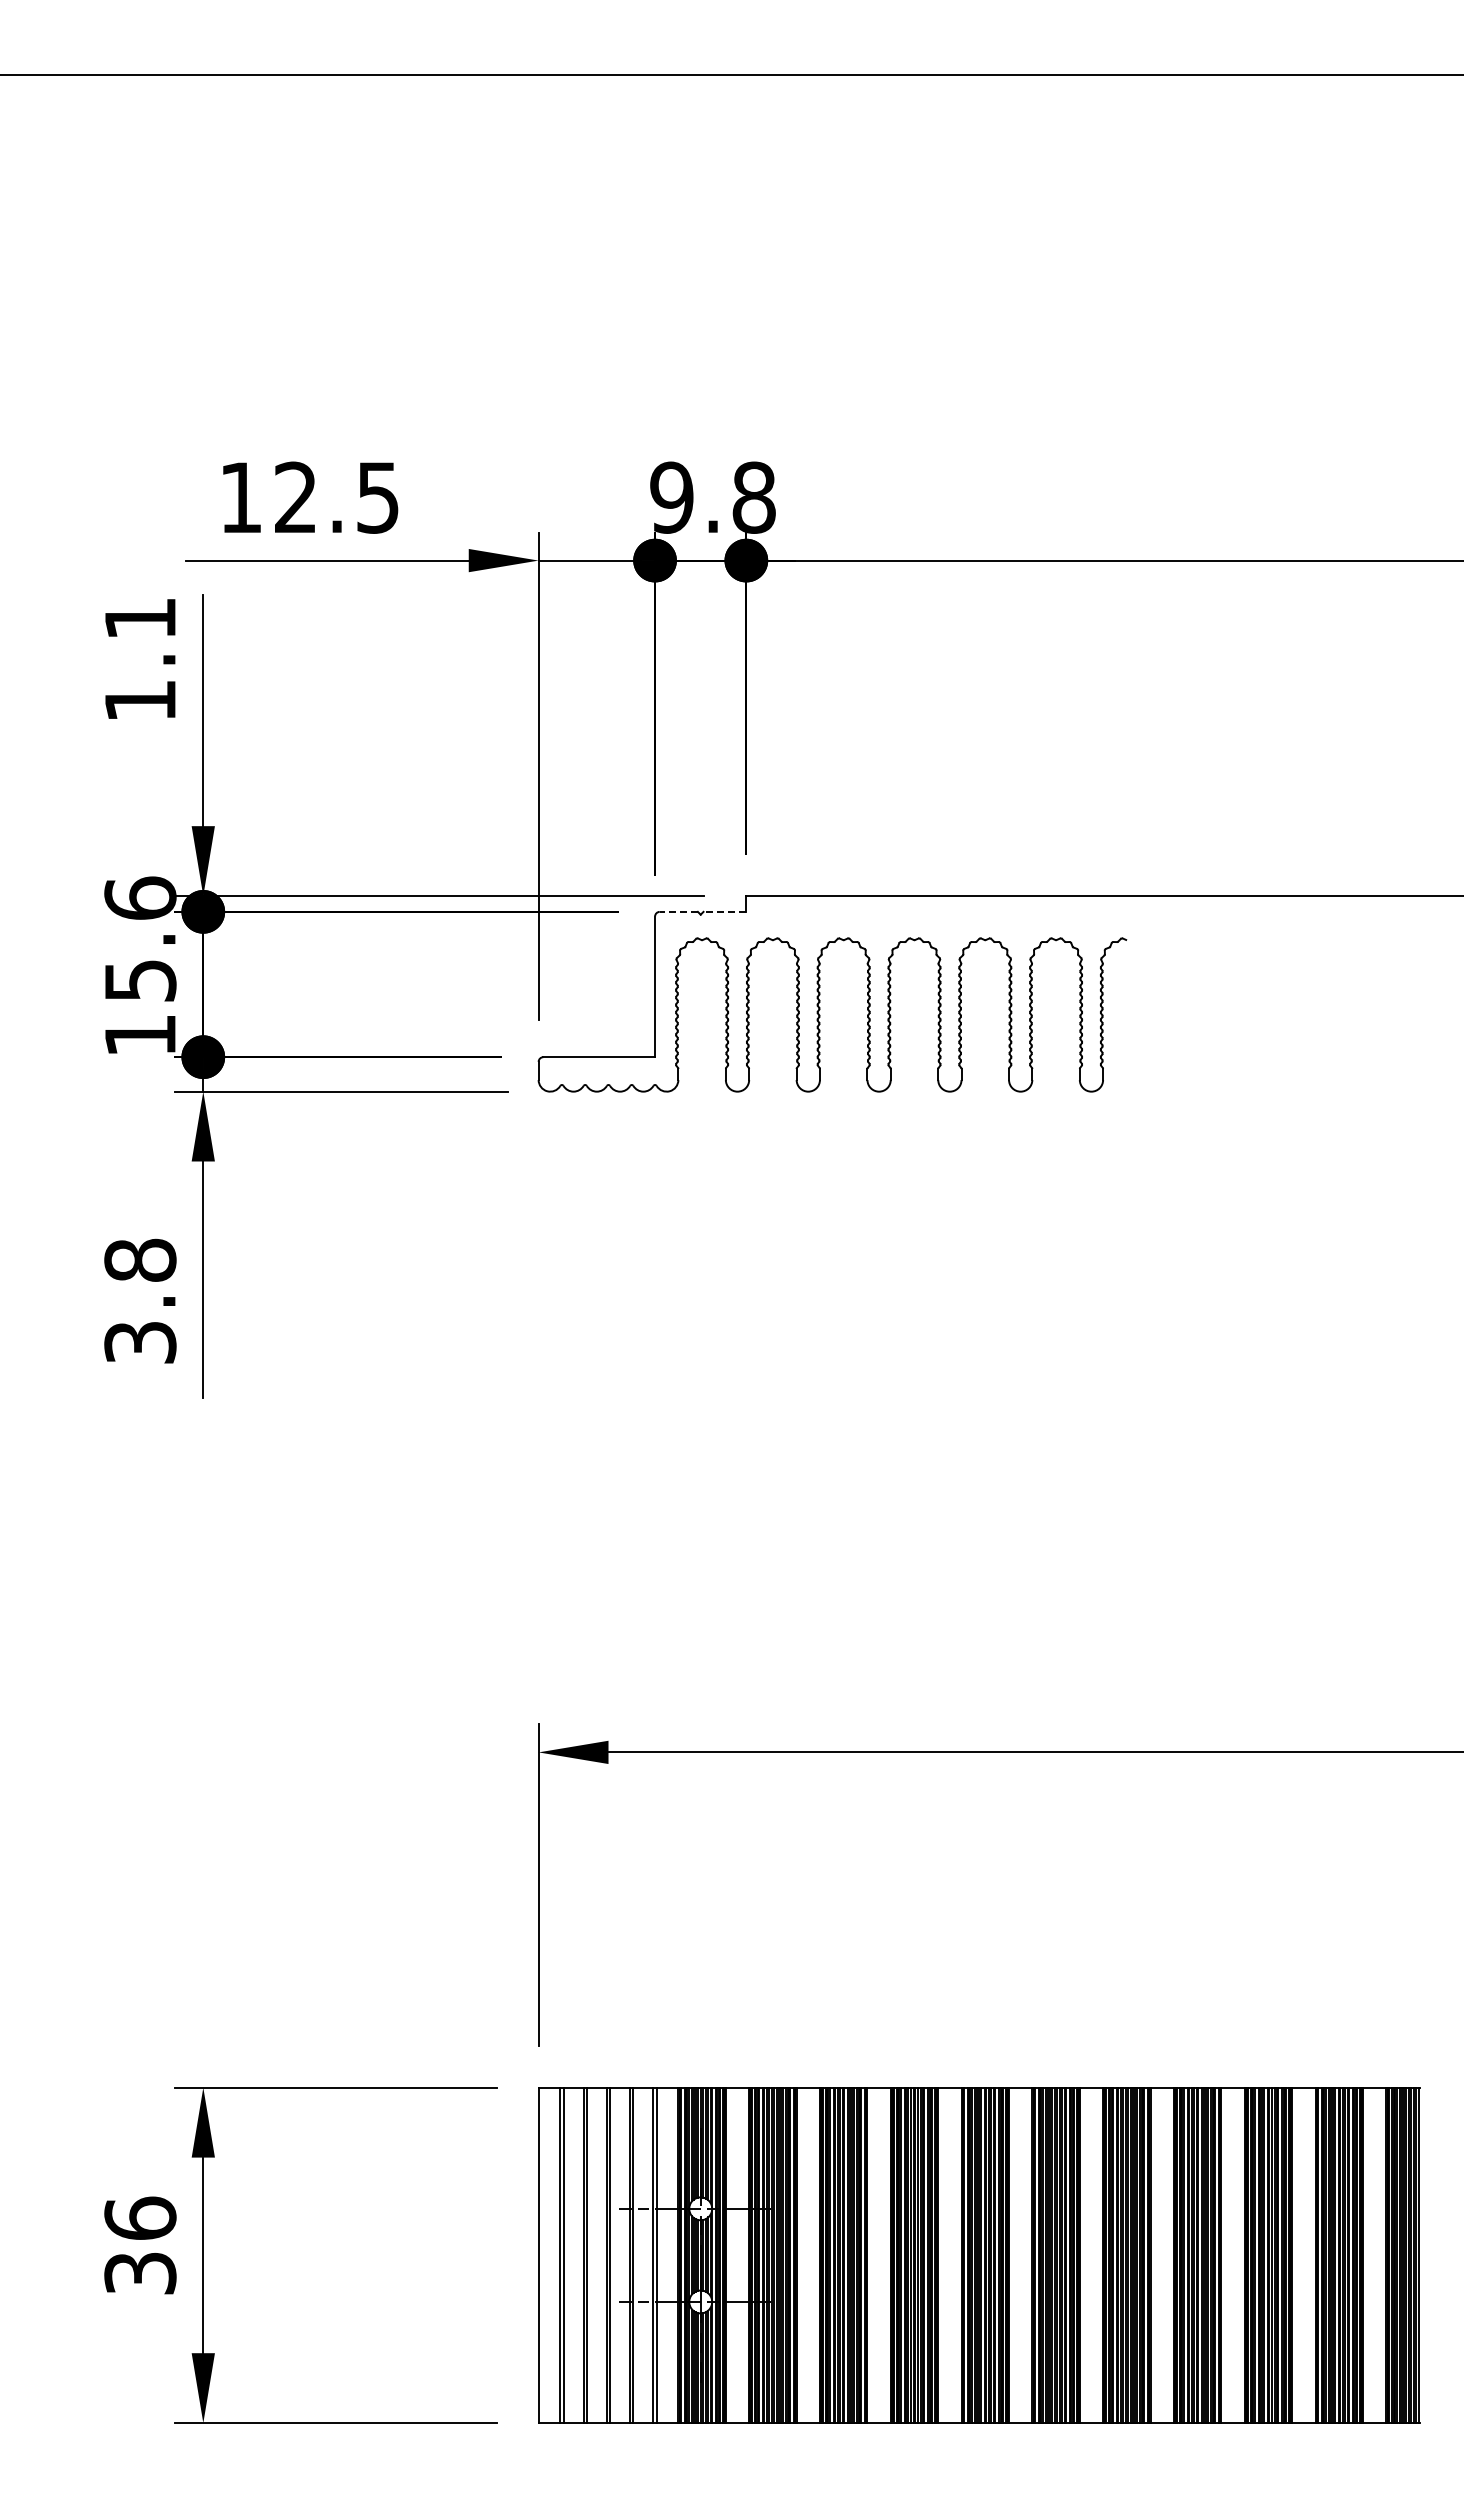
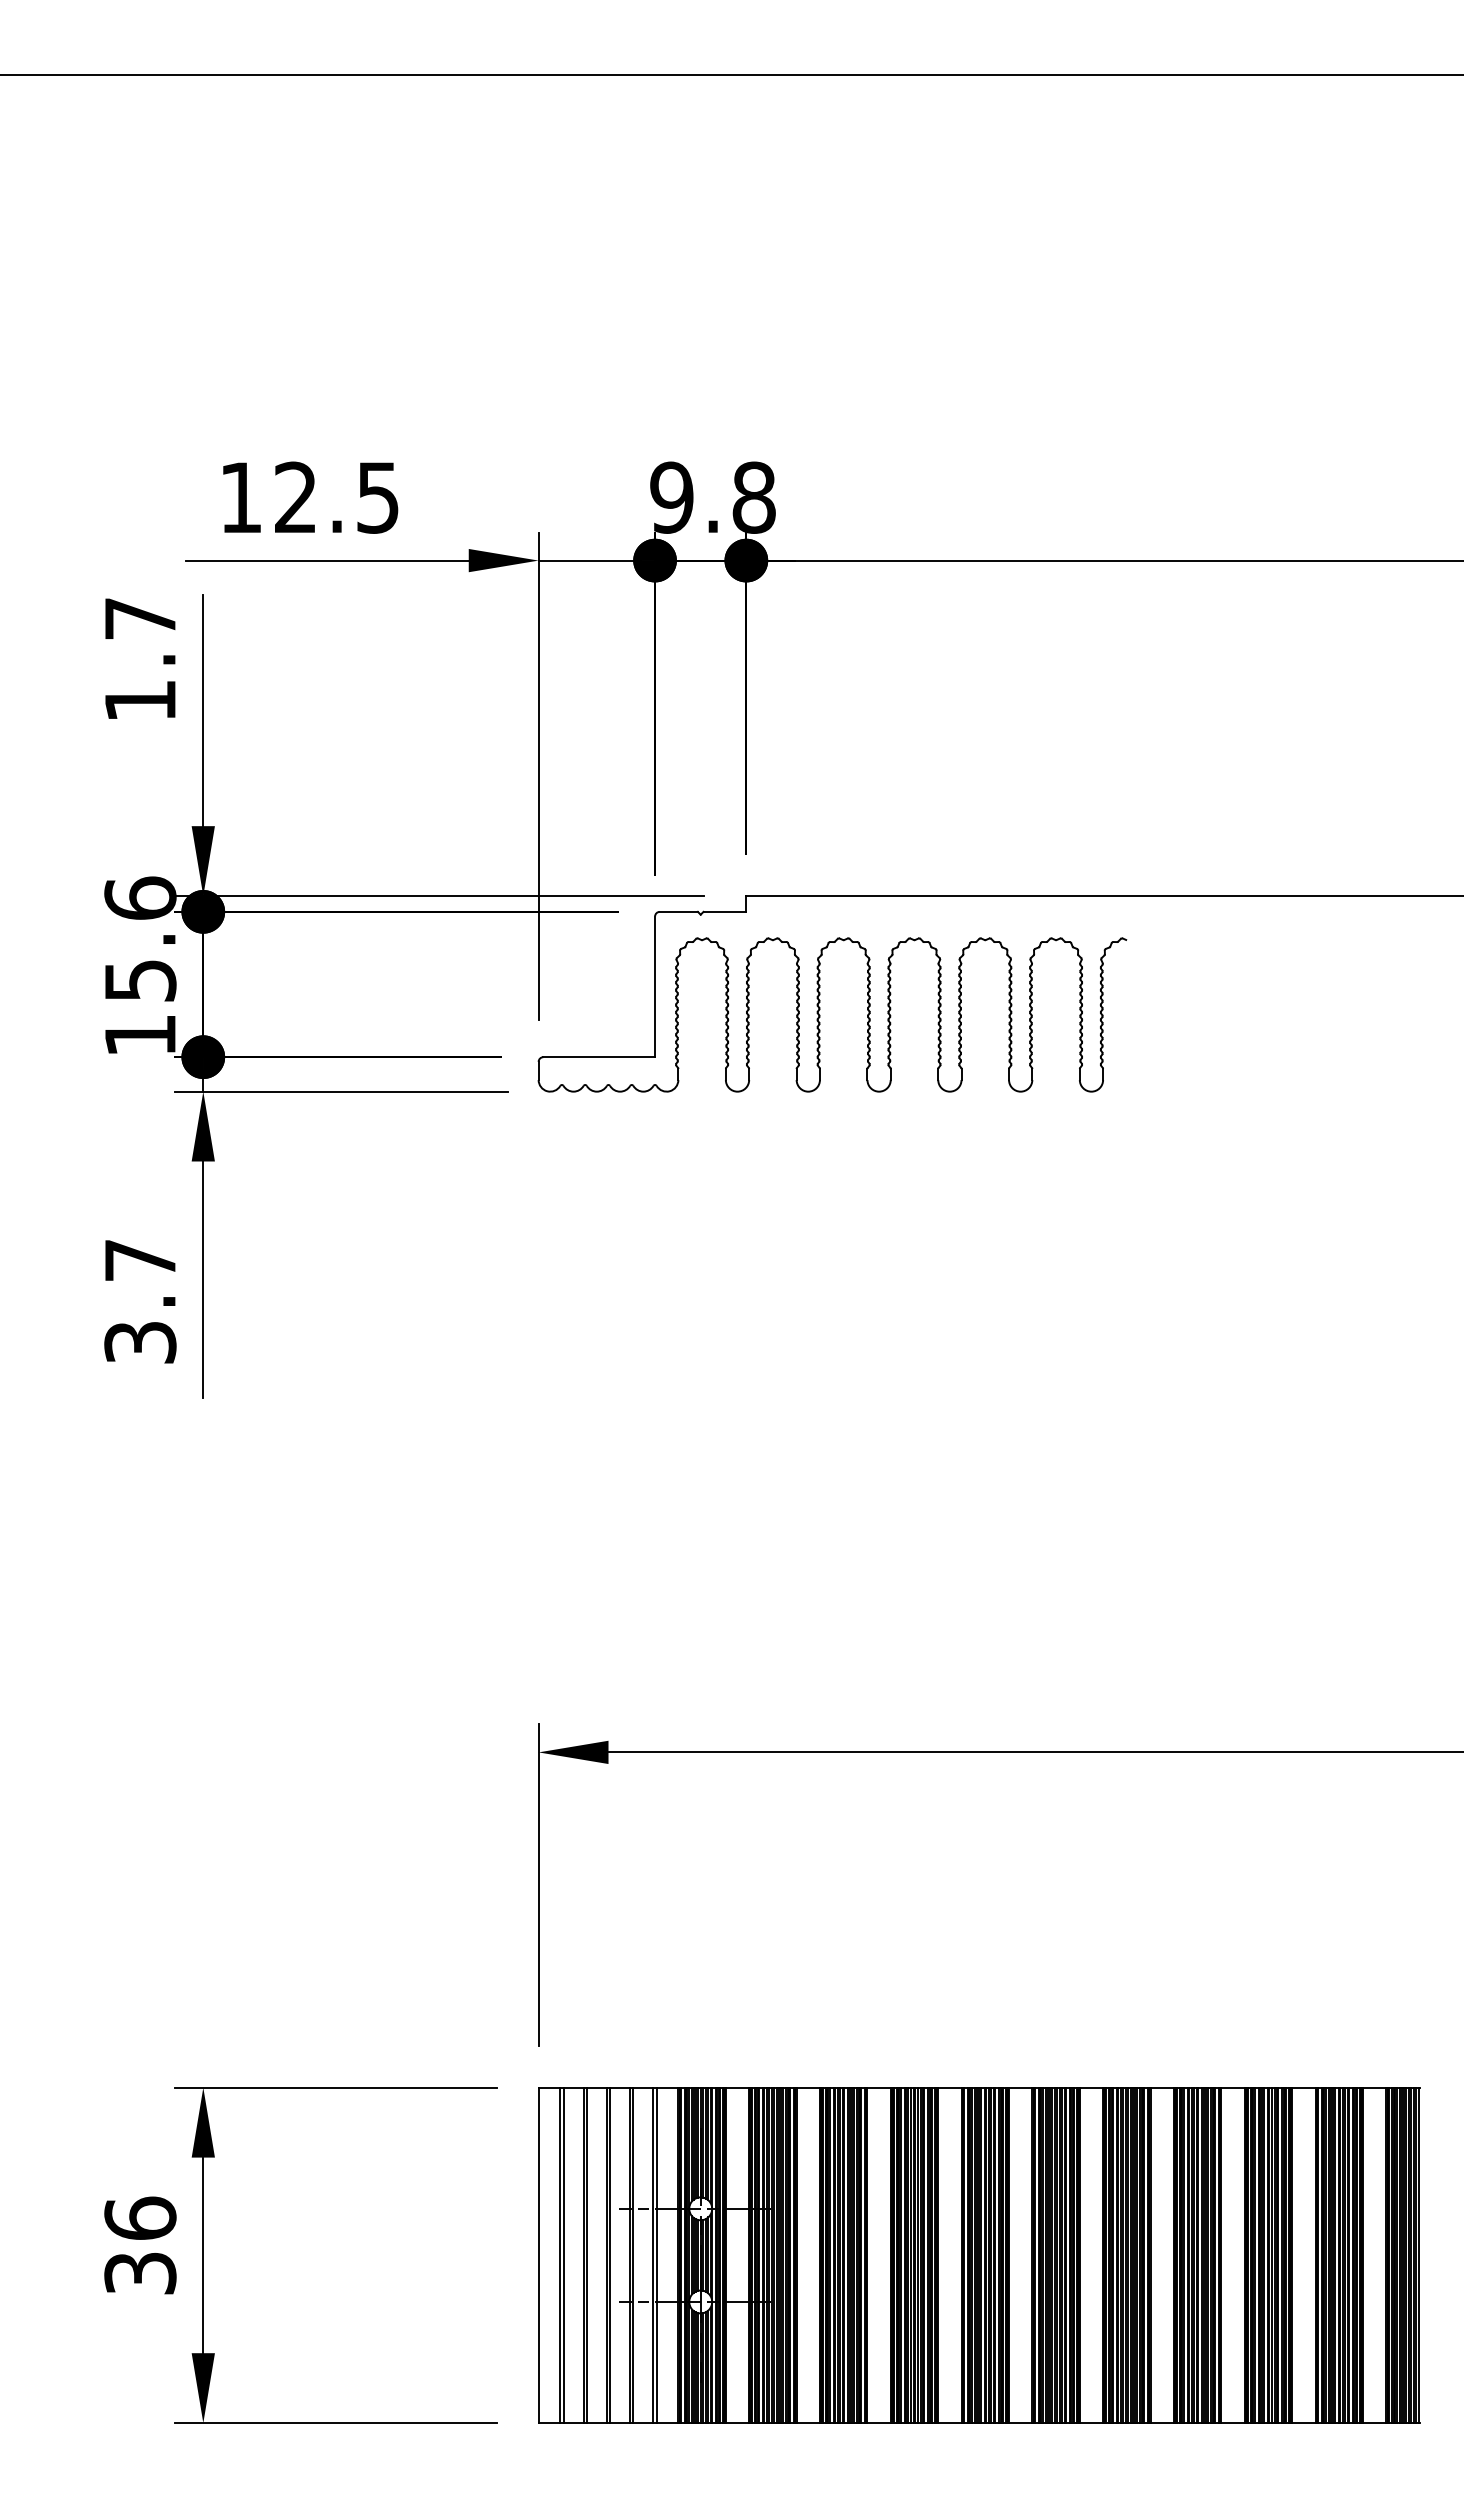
text: 1.1 -> 1.7 (140, 618)
line: dashed -> solid (678, 911)
line: dashed -> solid (724, 911)
text: 3.8 -> 3.7 (140, 1259)
